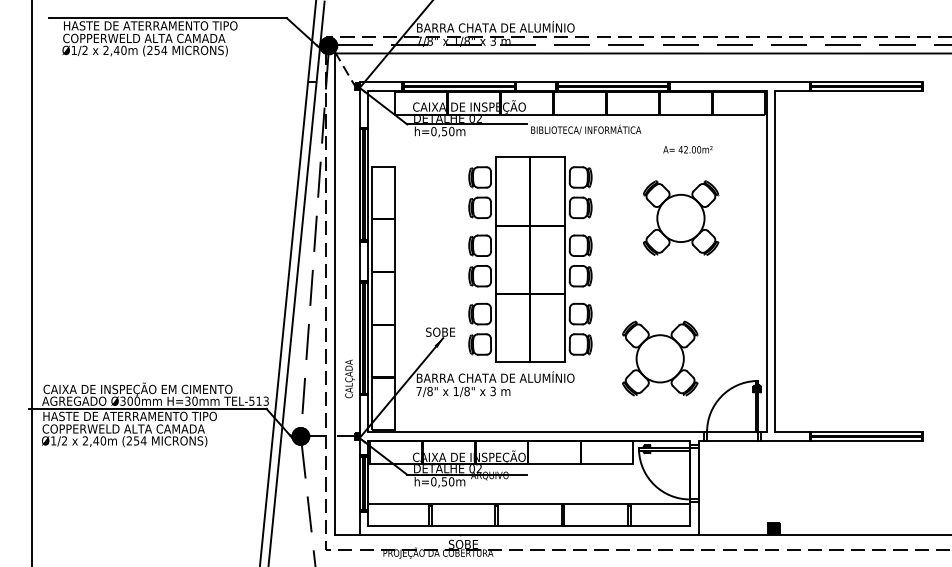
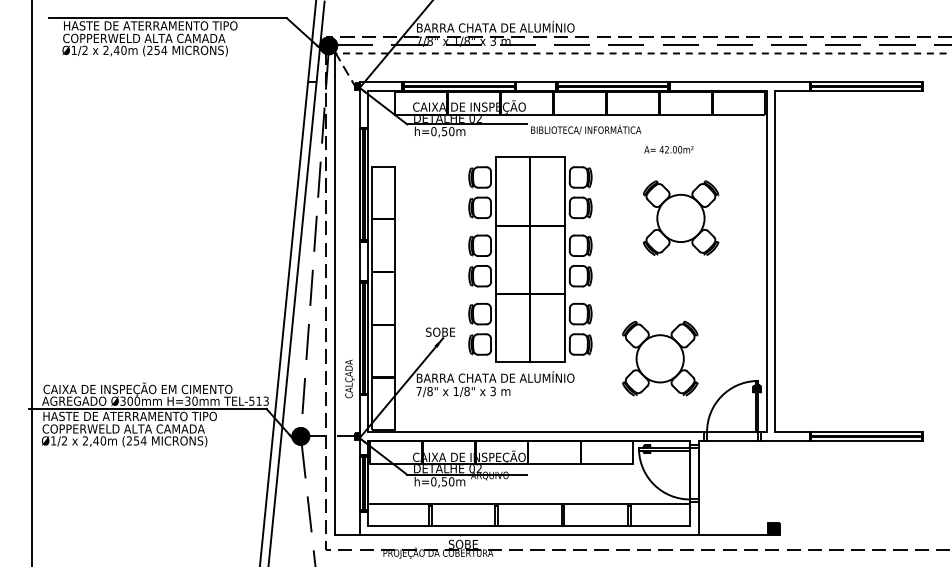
line: solid -> dashed (643, 53)
text position: (687, 149) -> (668, 149) (668, 149)
line: present -> none (863, 534)
